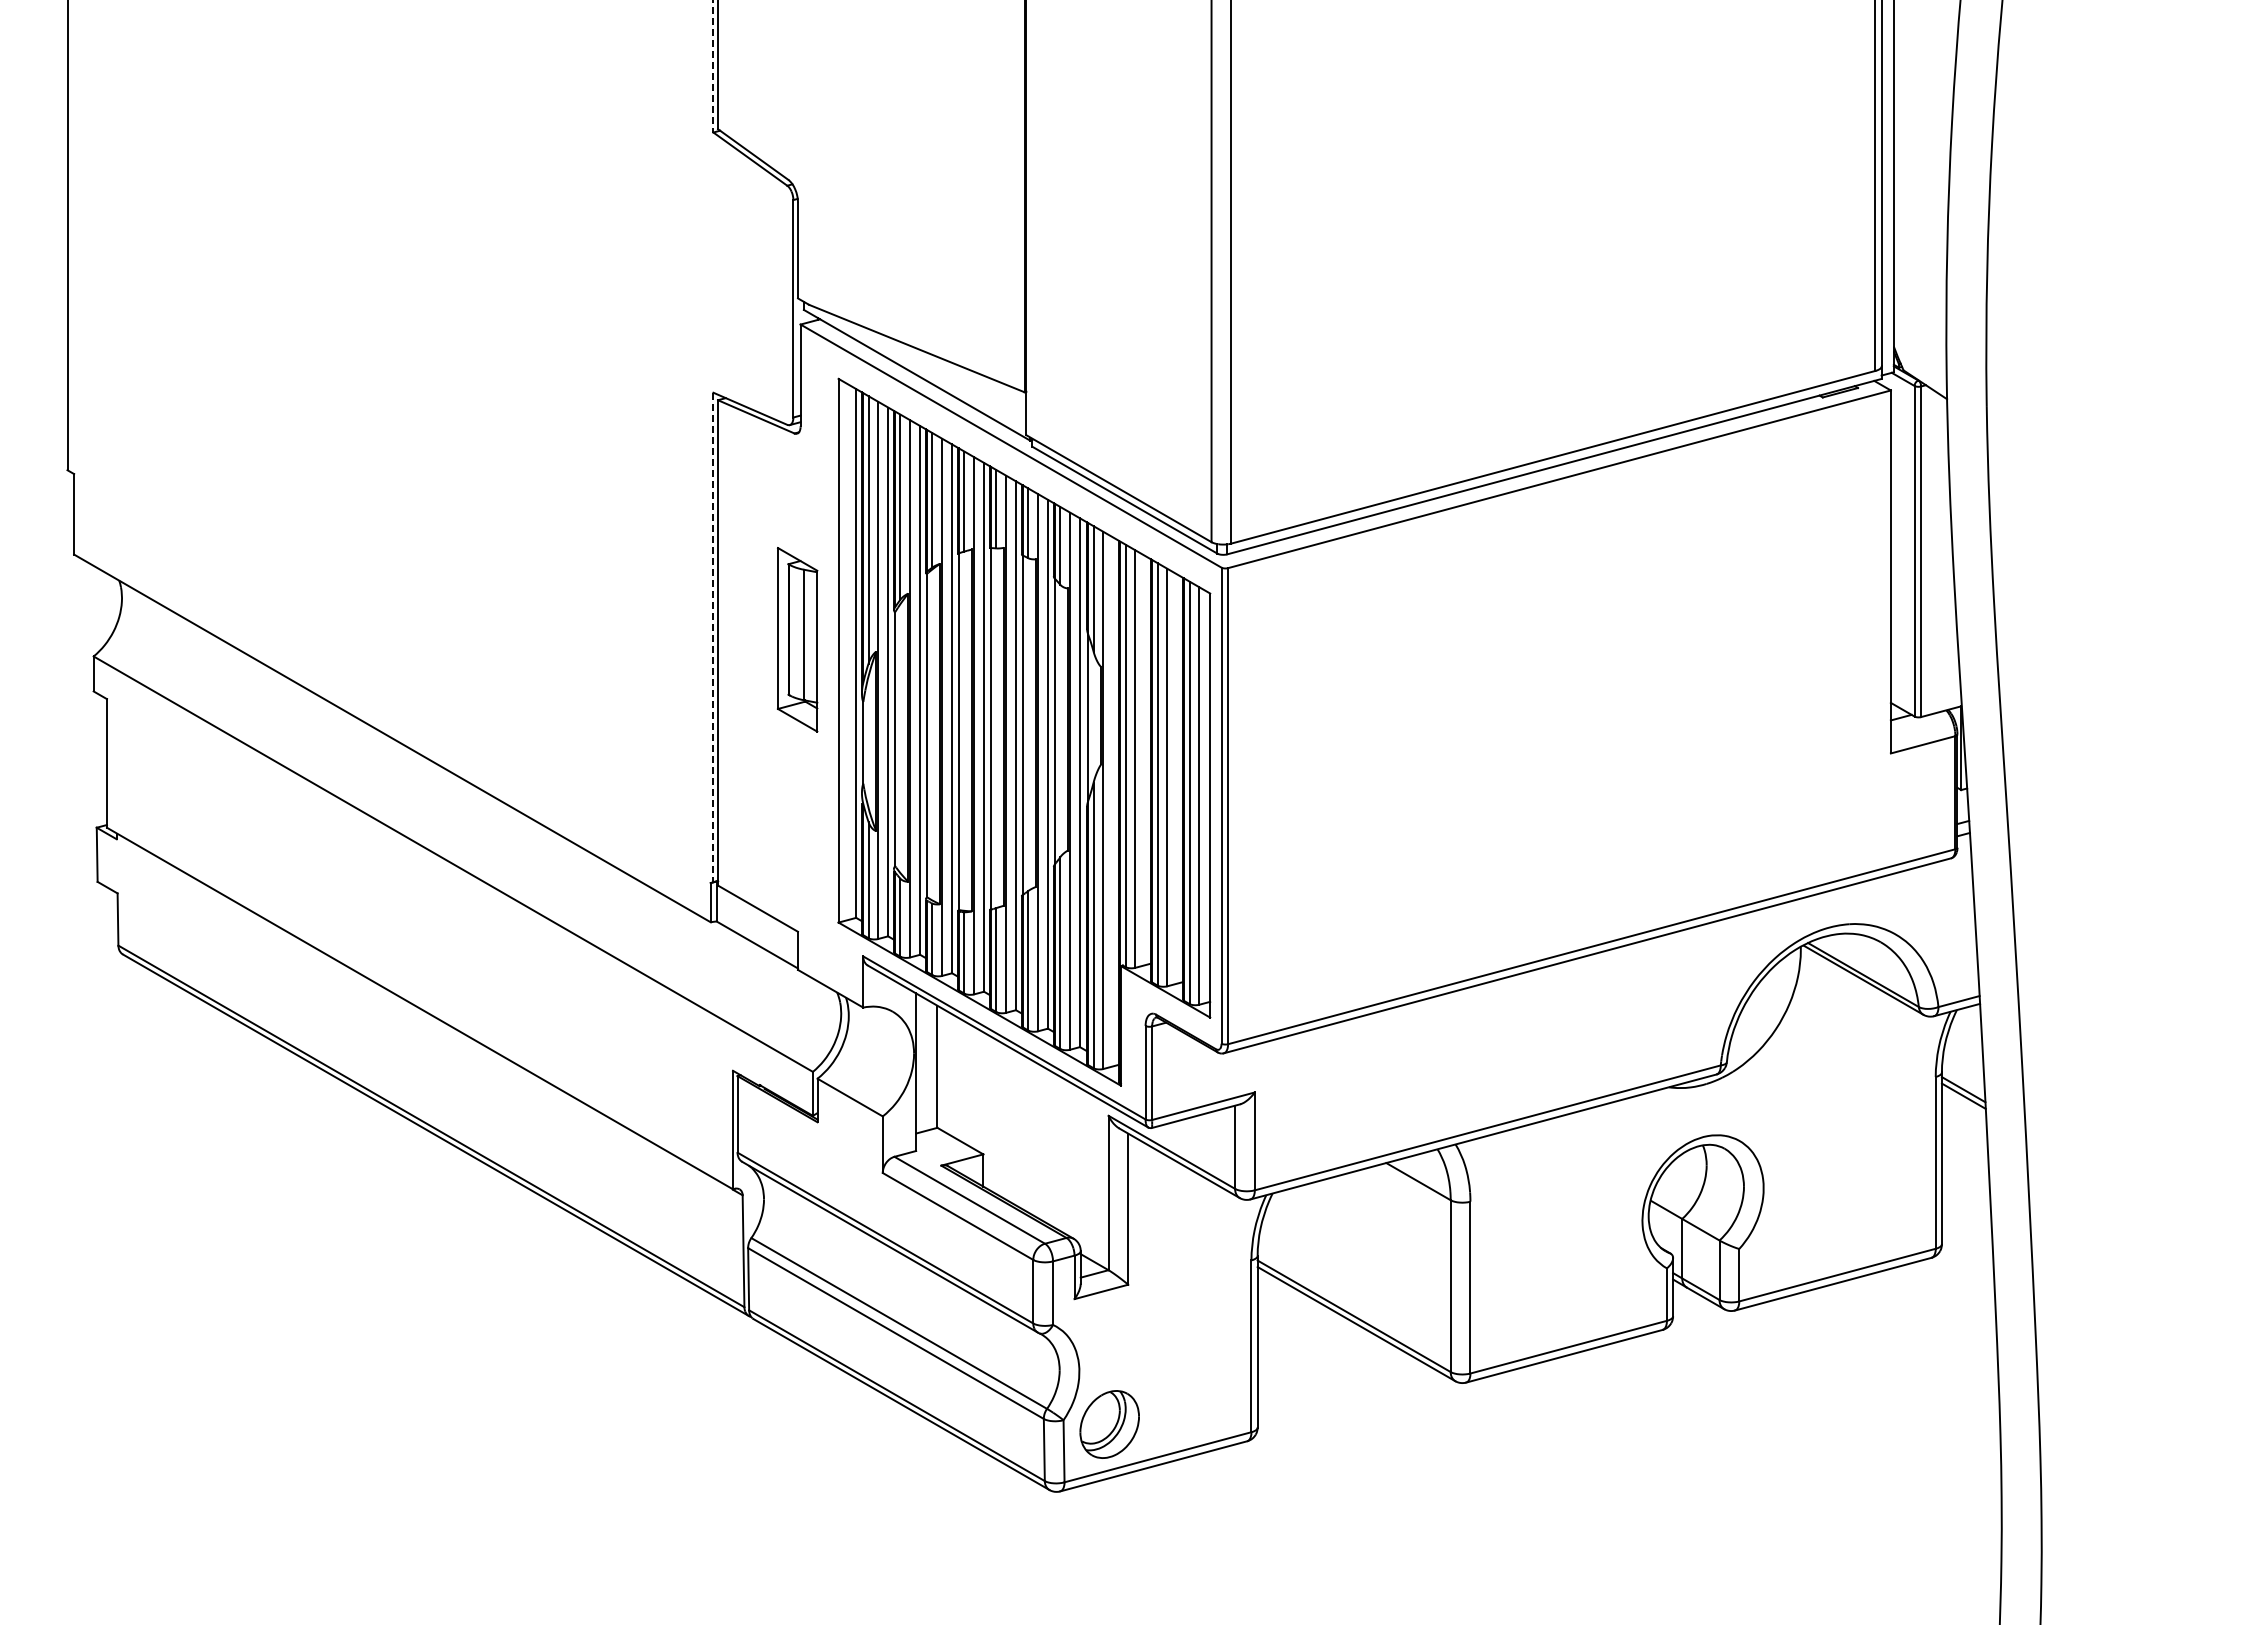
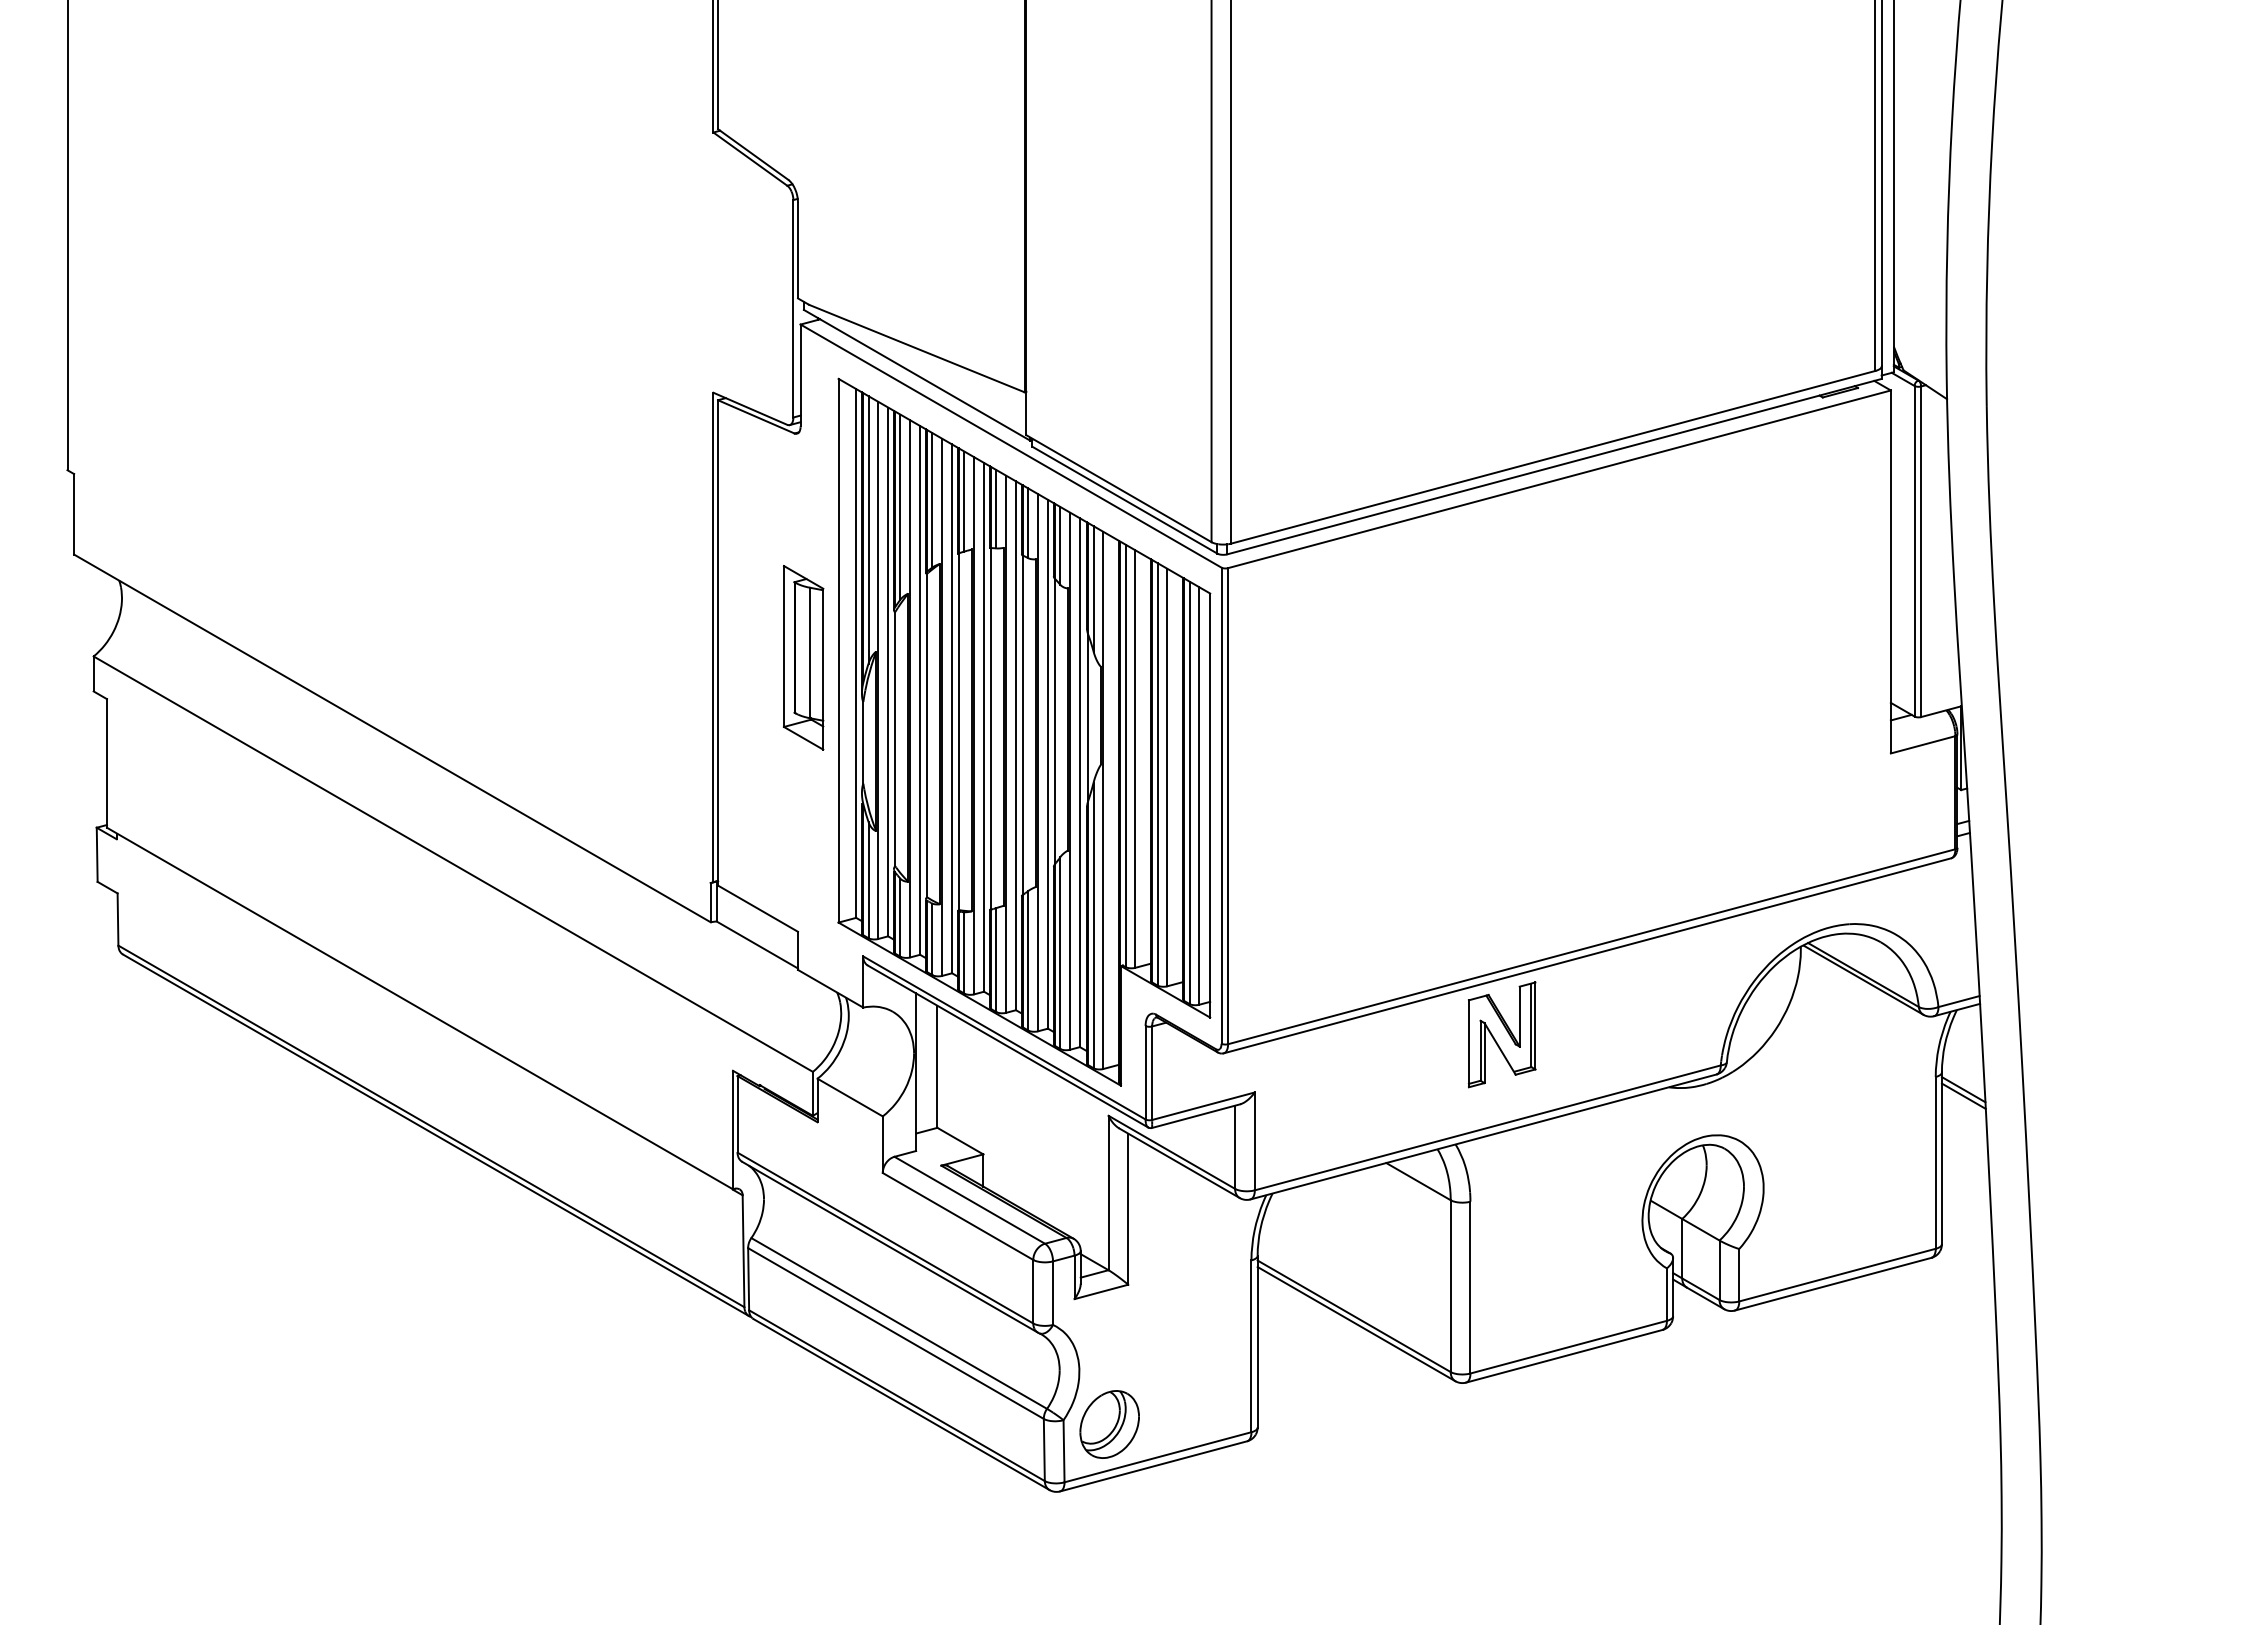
line: dashed -> solid (713, 66)
line: dashed -> solid (713, 637)
part position: (797, 639) -> (803, 657) (803, 657)
part: none -> present (1501, 1034)
